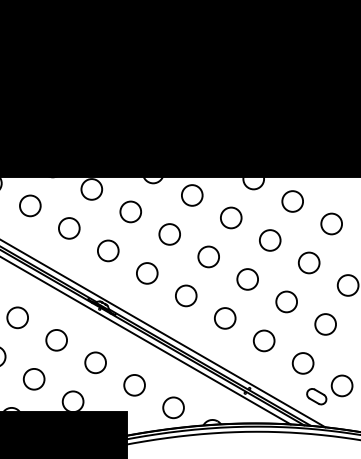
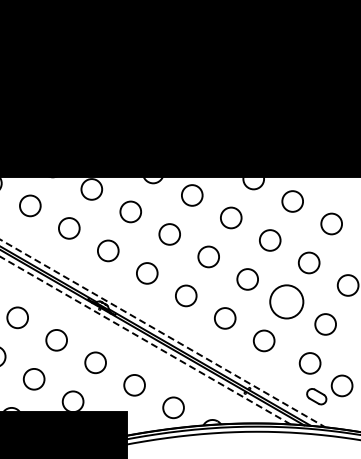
circle size: 23x24 px -> 36x36 px (286, 301)
line: solid -> dashed (163, 333)
line: solid -> dashed (145, 340)
circle position: (302, 363) -> (309, 363) (309, 363)
